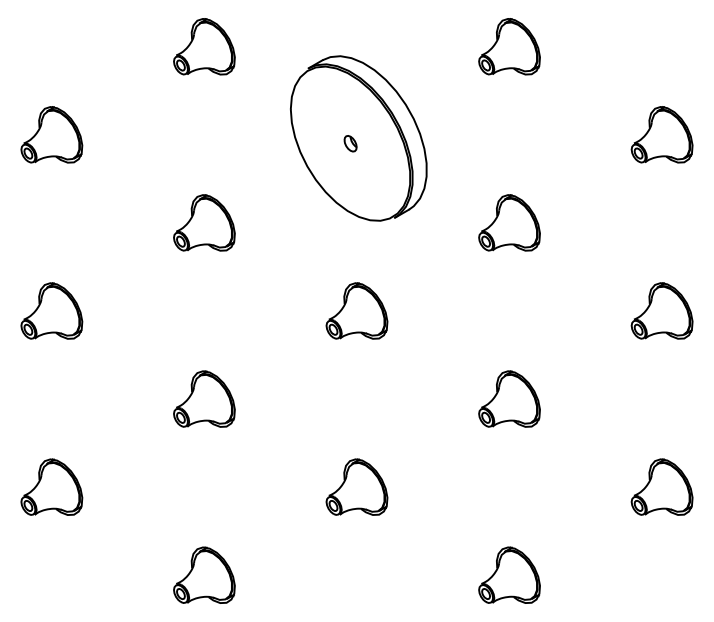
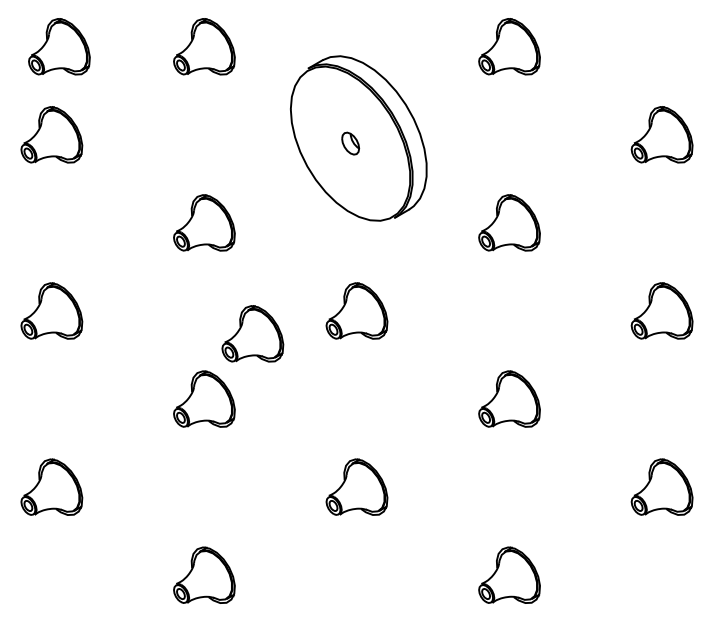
part: none -> present (59, 46)
part size: 15x18 px -> 20x25 px (350, 143)
part: none -> present (252, 333)
